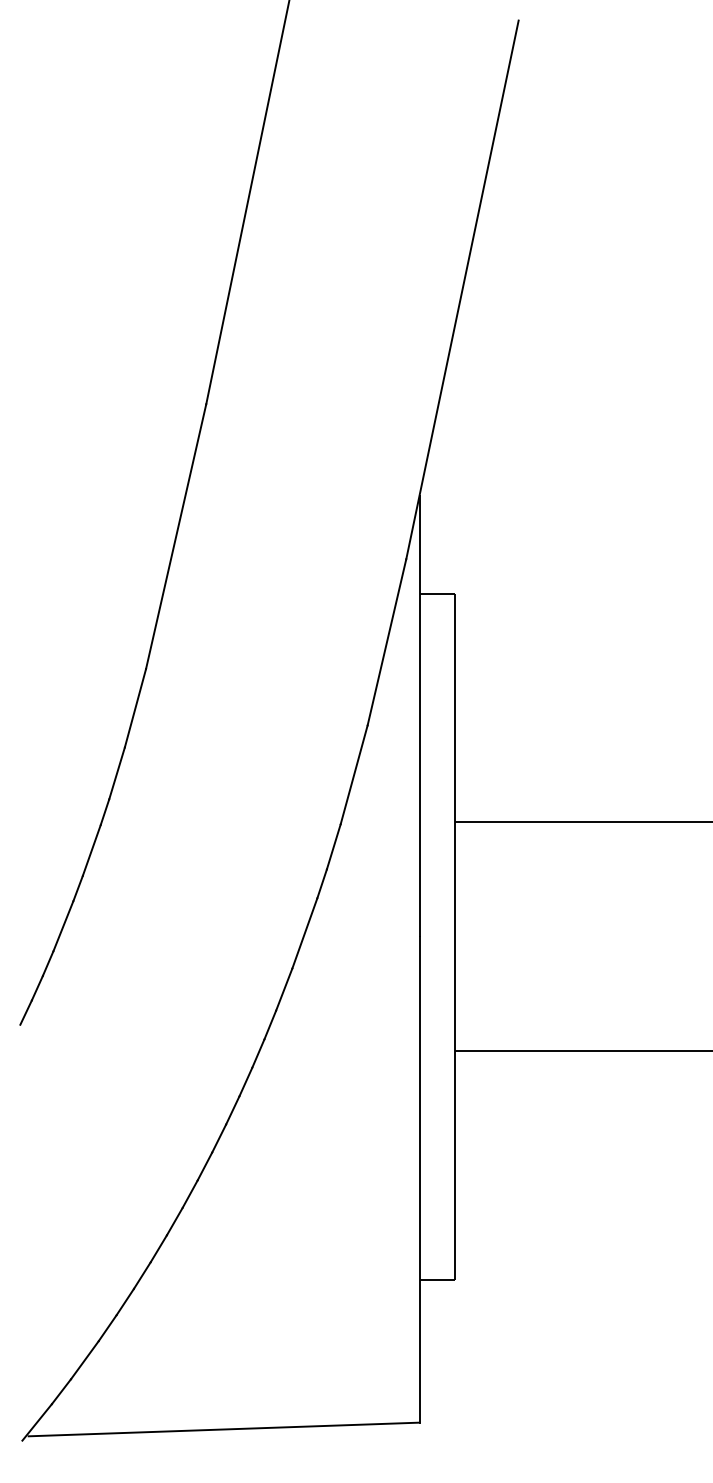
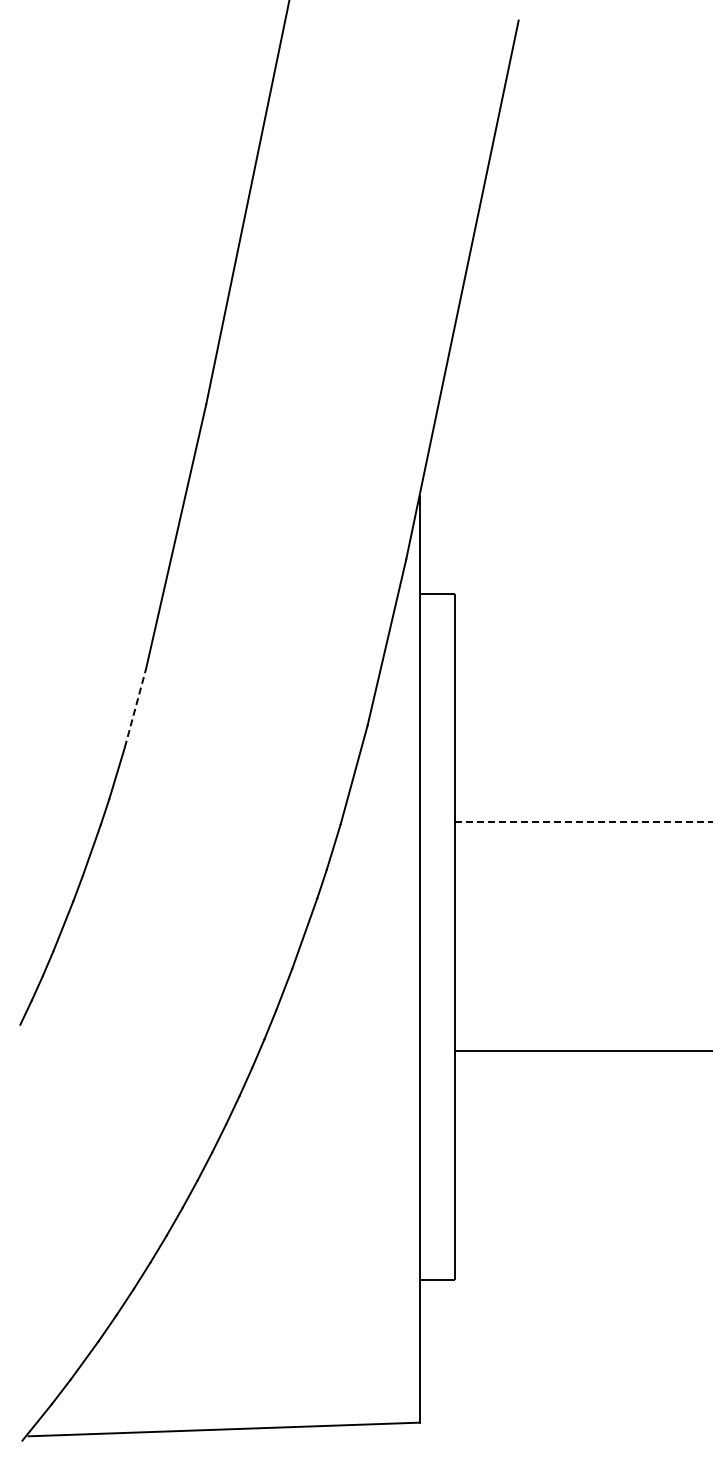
line: solid -> dashed (135, 708)
line: solid -> dashed (583, 822)
